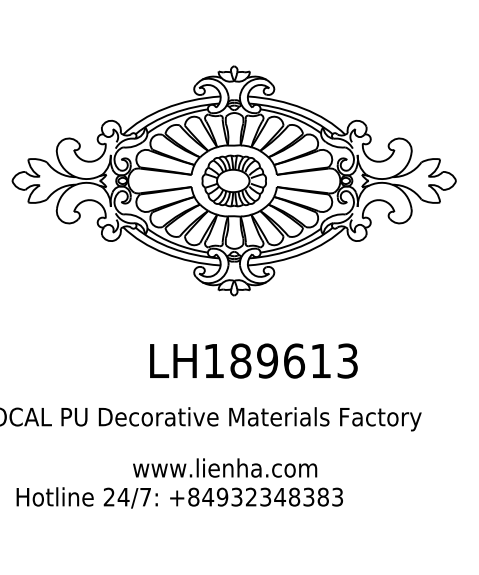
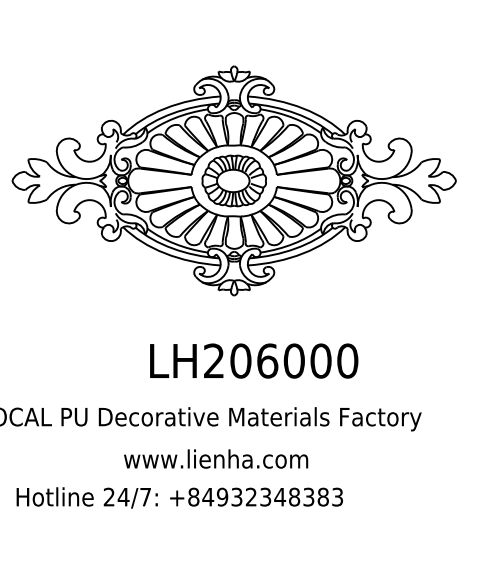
text: LH189613 -> LH206000 (281, 360)
text position: (225, 467) -> (216, 458) (216, 458)
